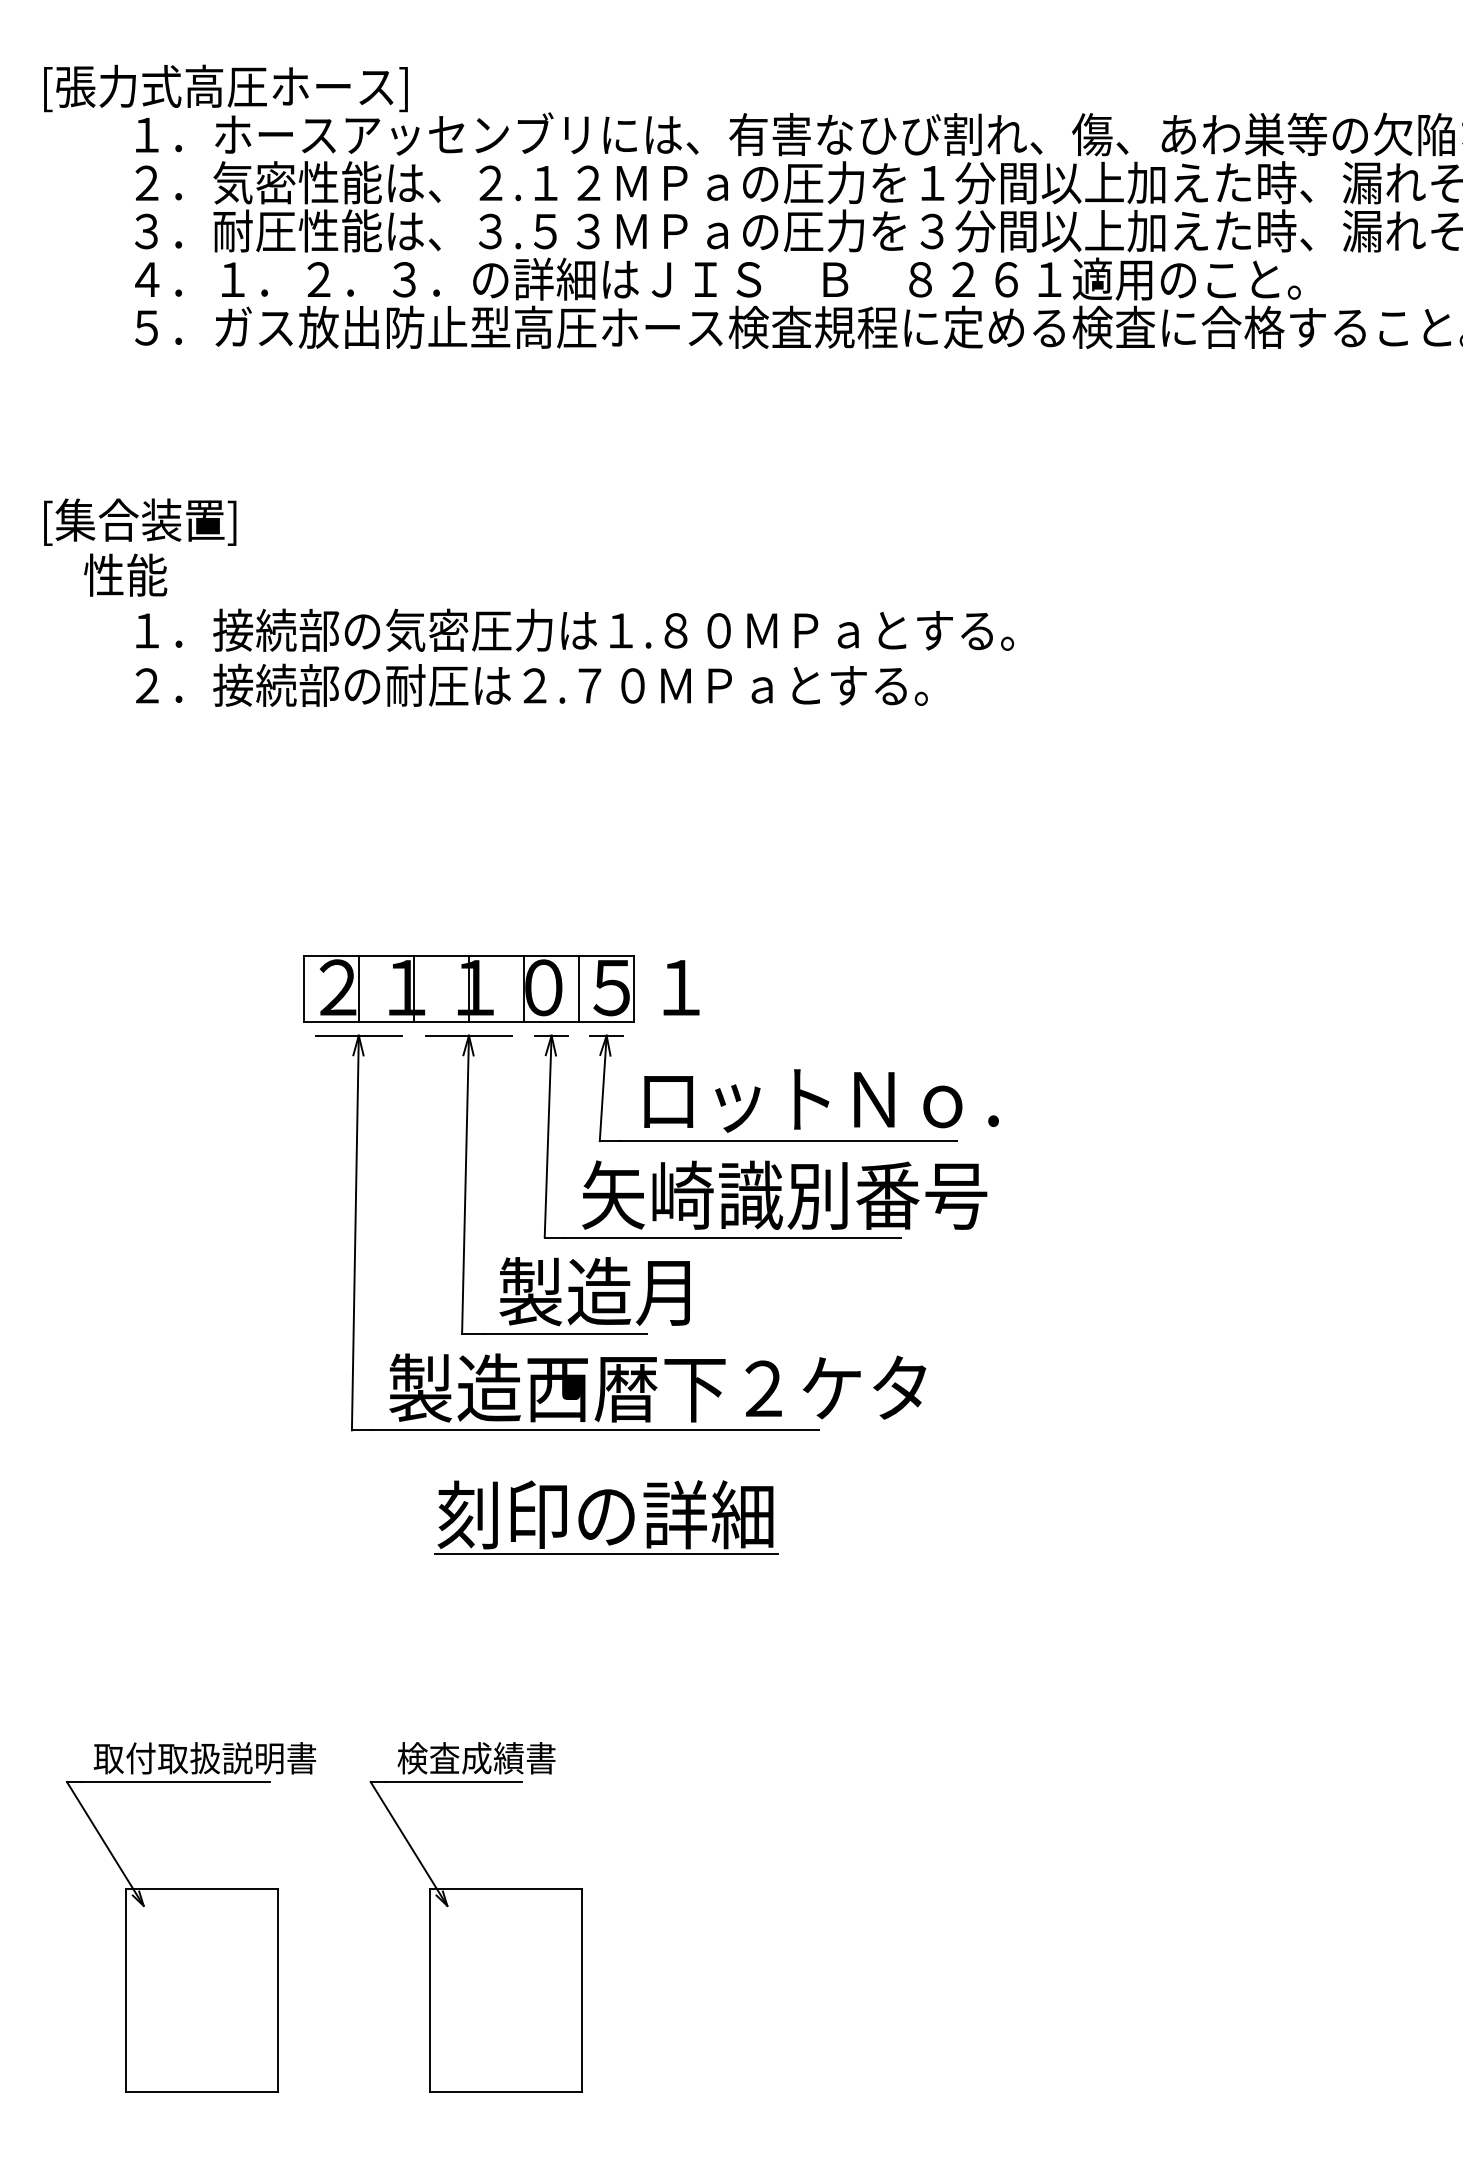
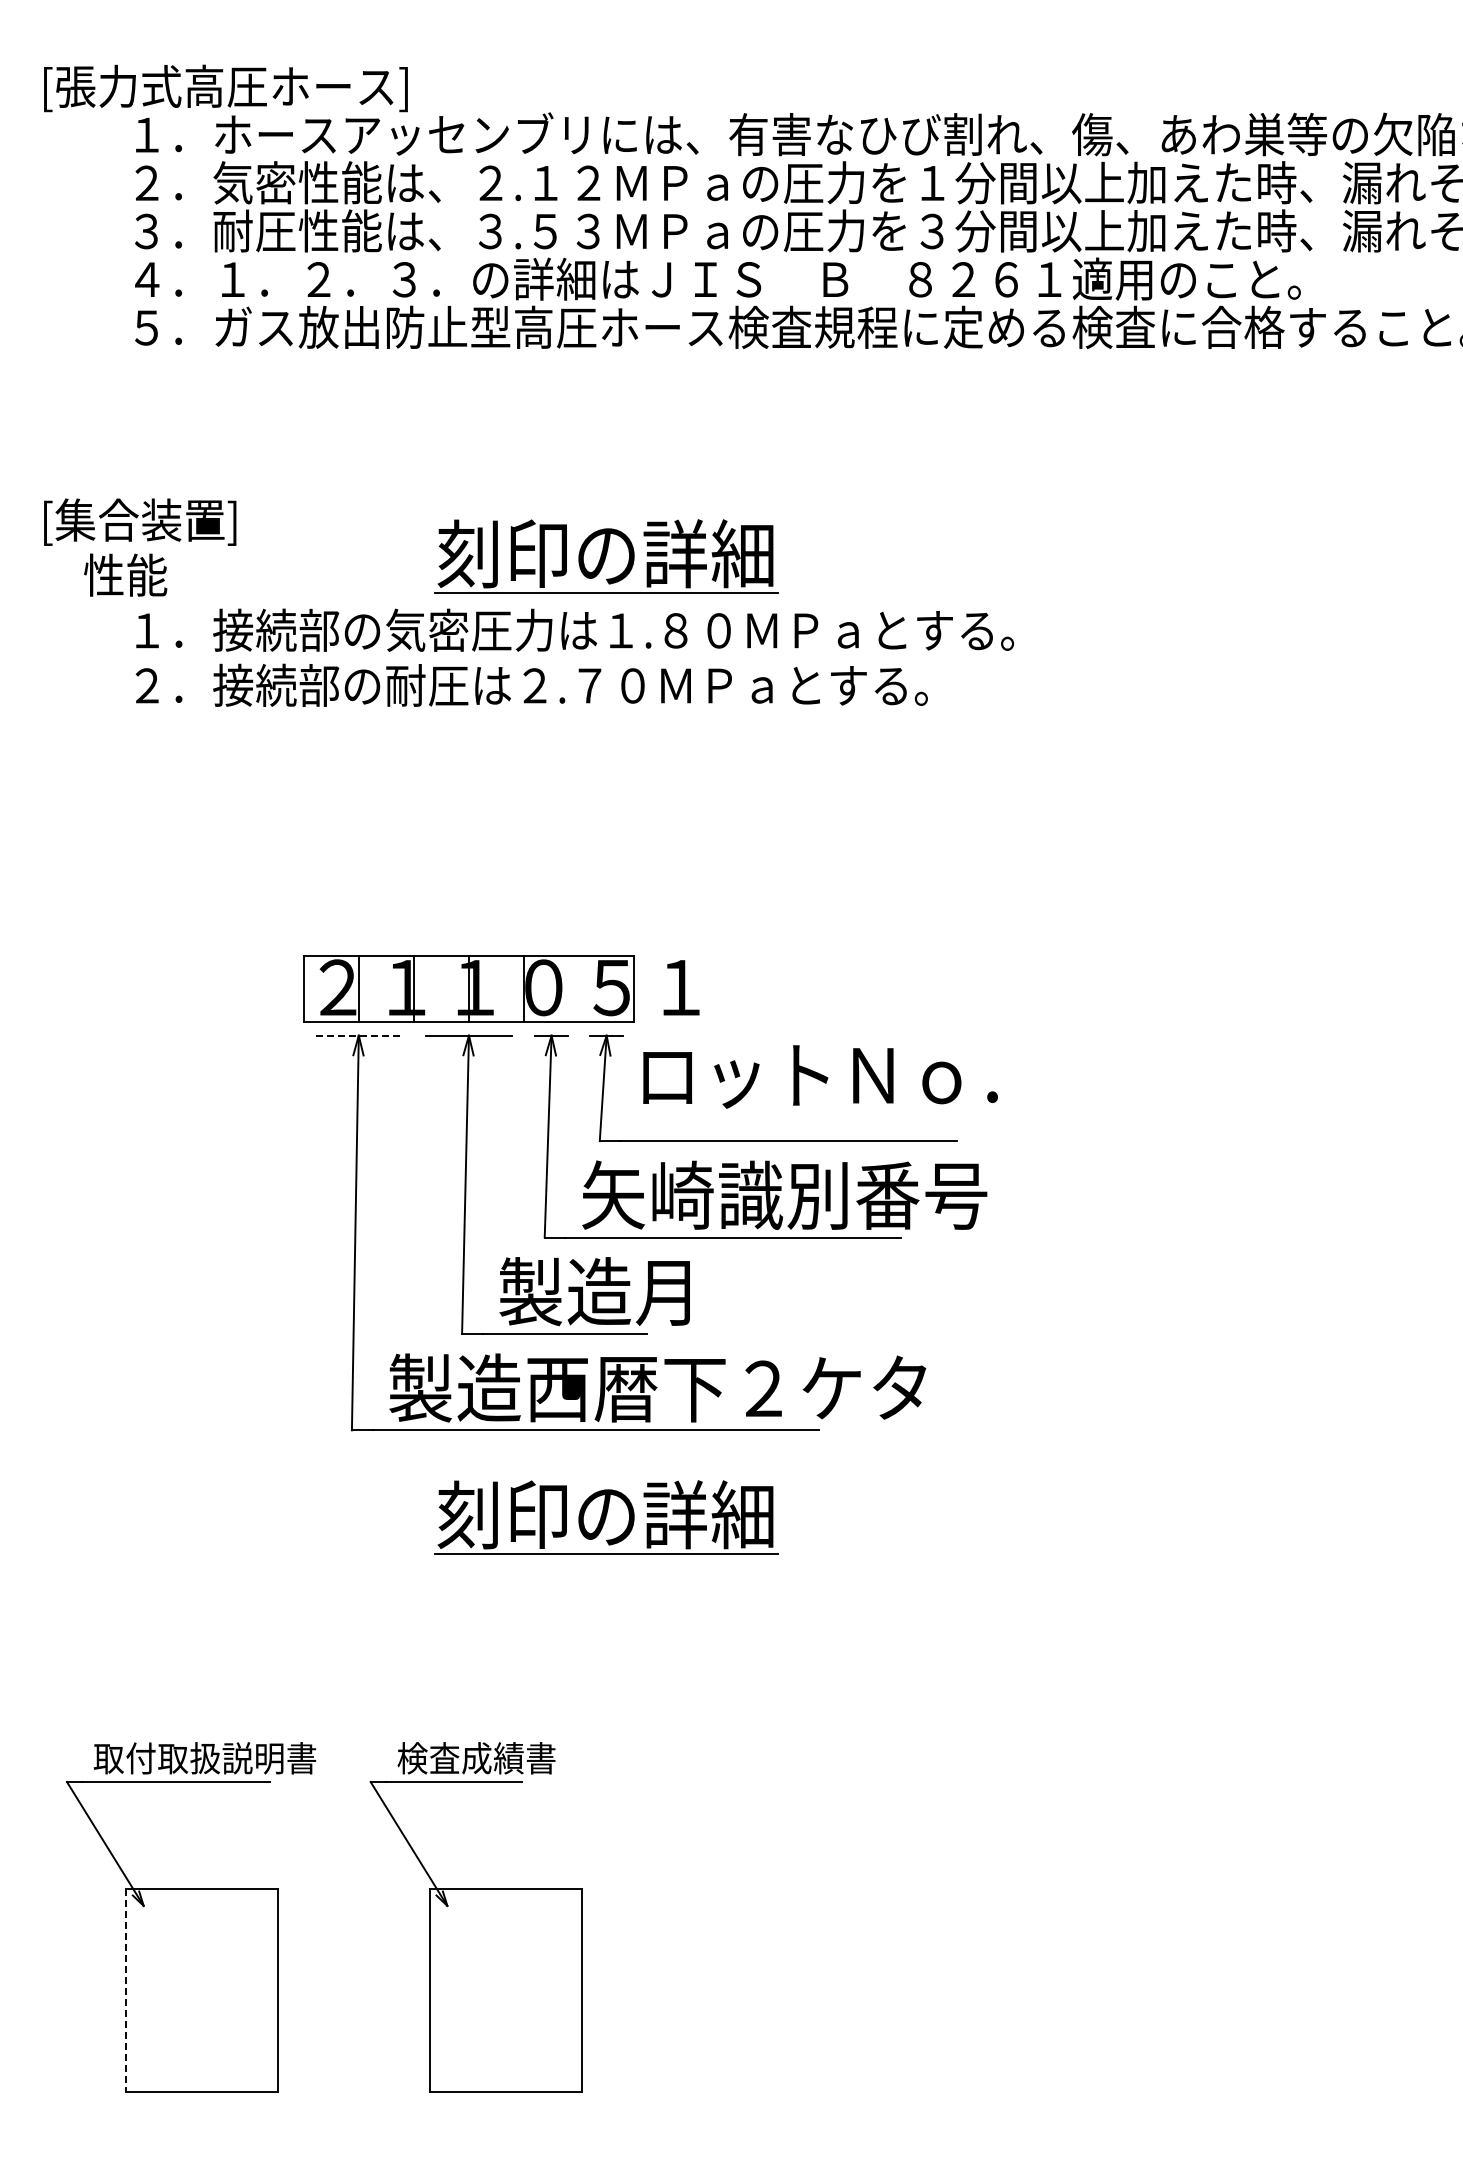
part: none -> present (606, 556)
line: present -> none (579, 988)
line: solid -> dashed (359, 1035)
text position: (821, 1100) -> (820, 1076) (820, 1076)
line: solid -> dashed (126, 1990)
